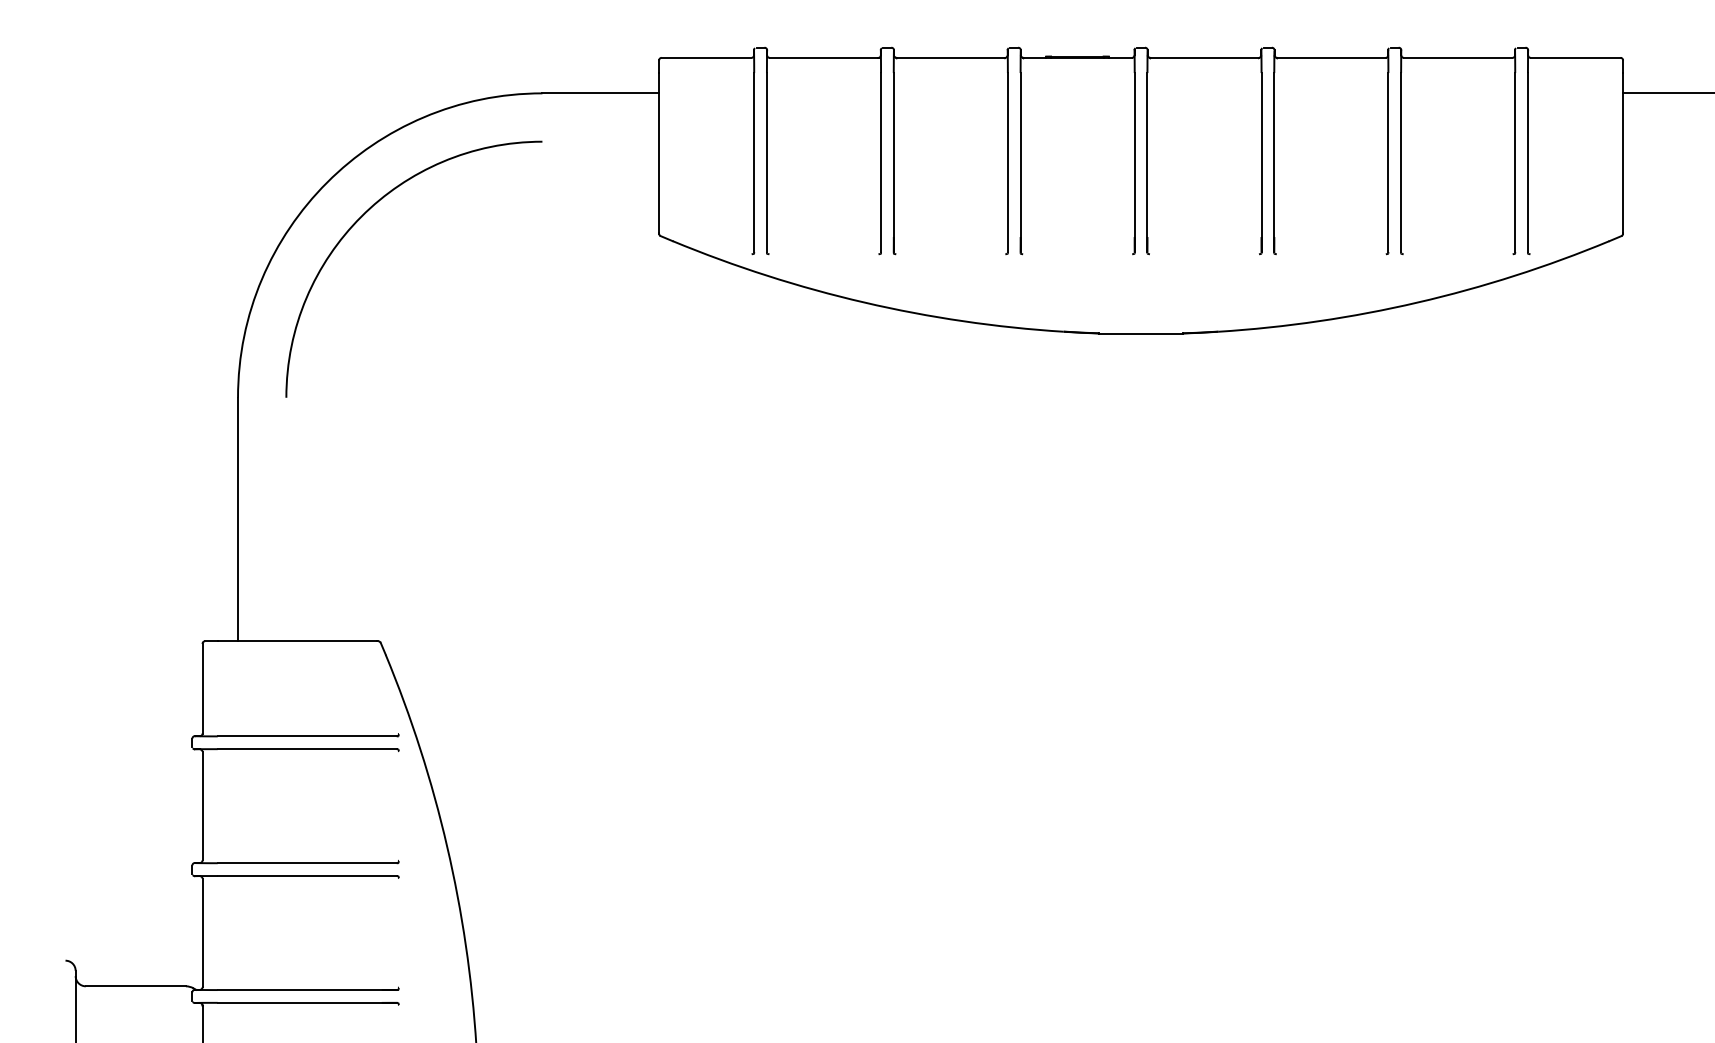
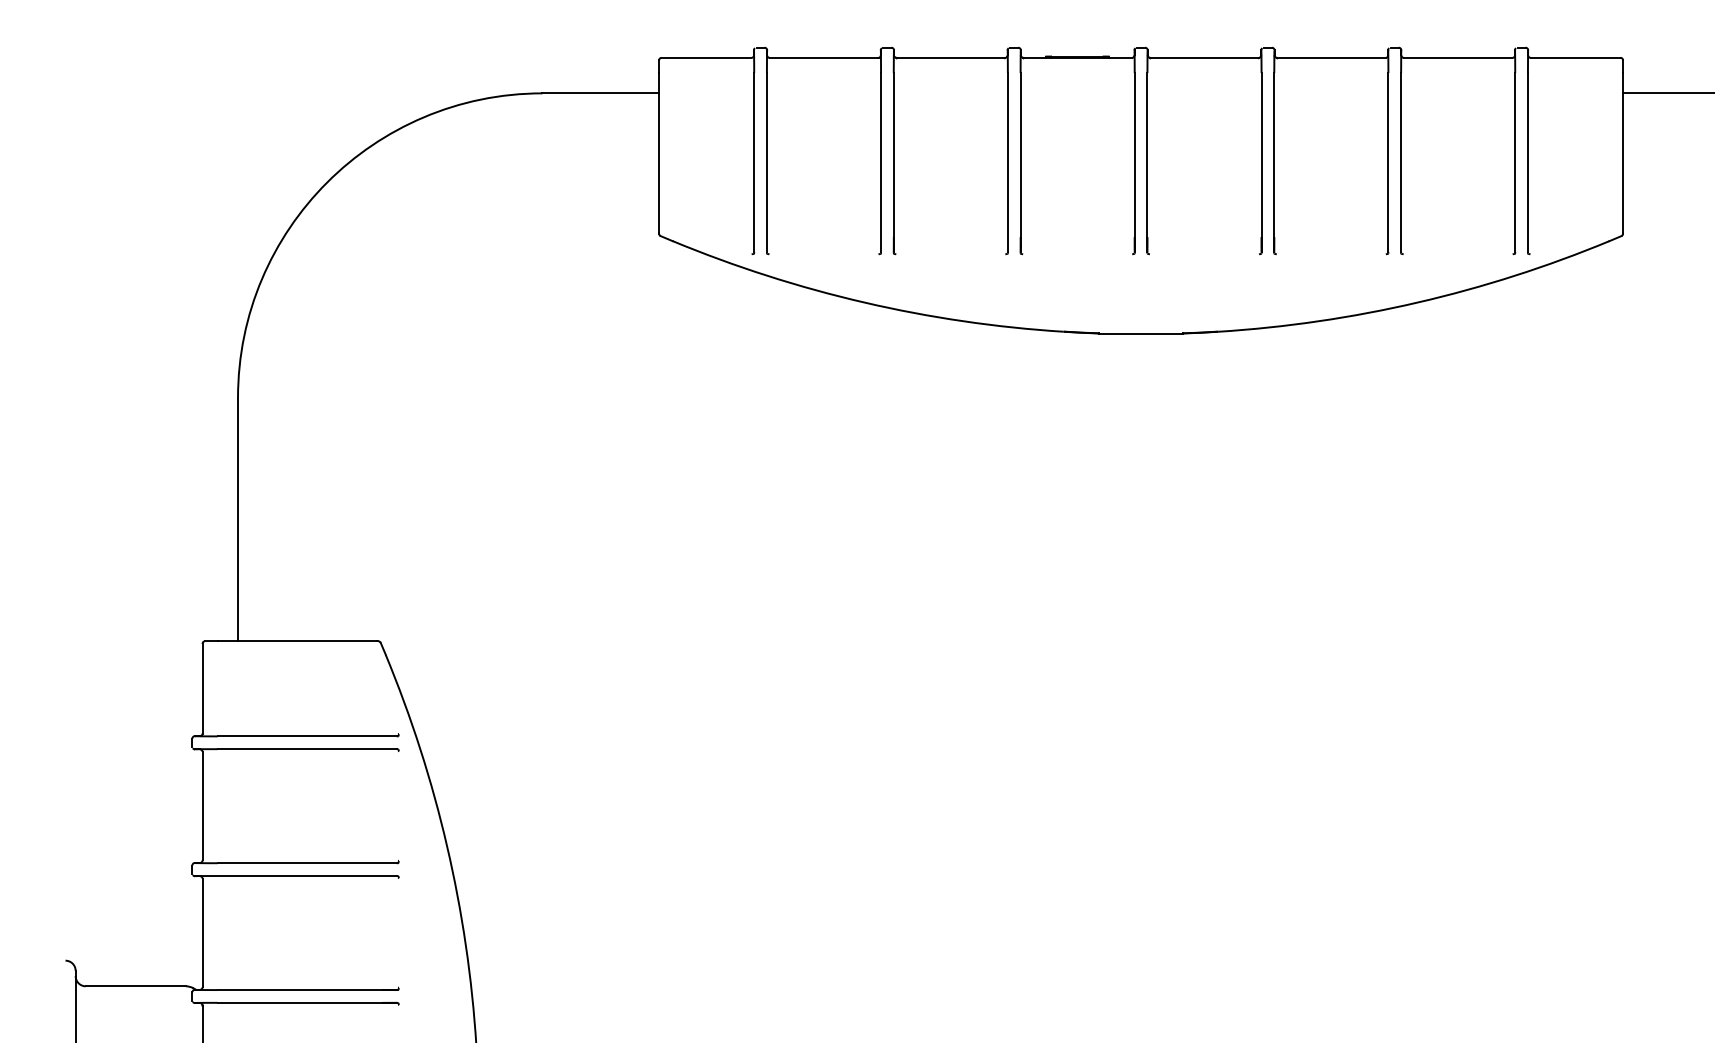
arc: present -> none (362, 217)
